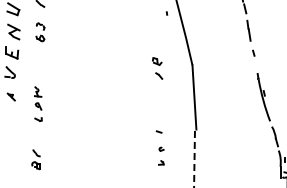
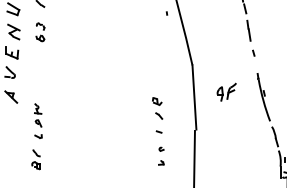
part position: (157, 68) -> (157, 108) (157, 108)
part: none -> present (226, 91)
part size: 10x10 px -> 15x14 px (11, 96)
part position: (38, 103) -> (38, 120) (38, 120)
line: dashed -> solid (194, 159)
